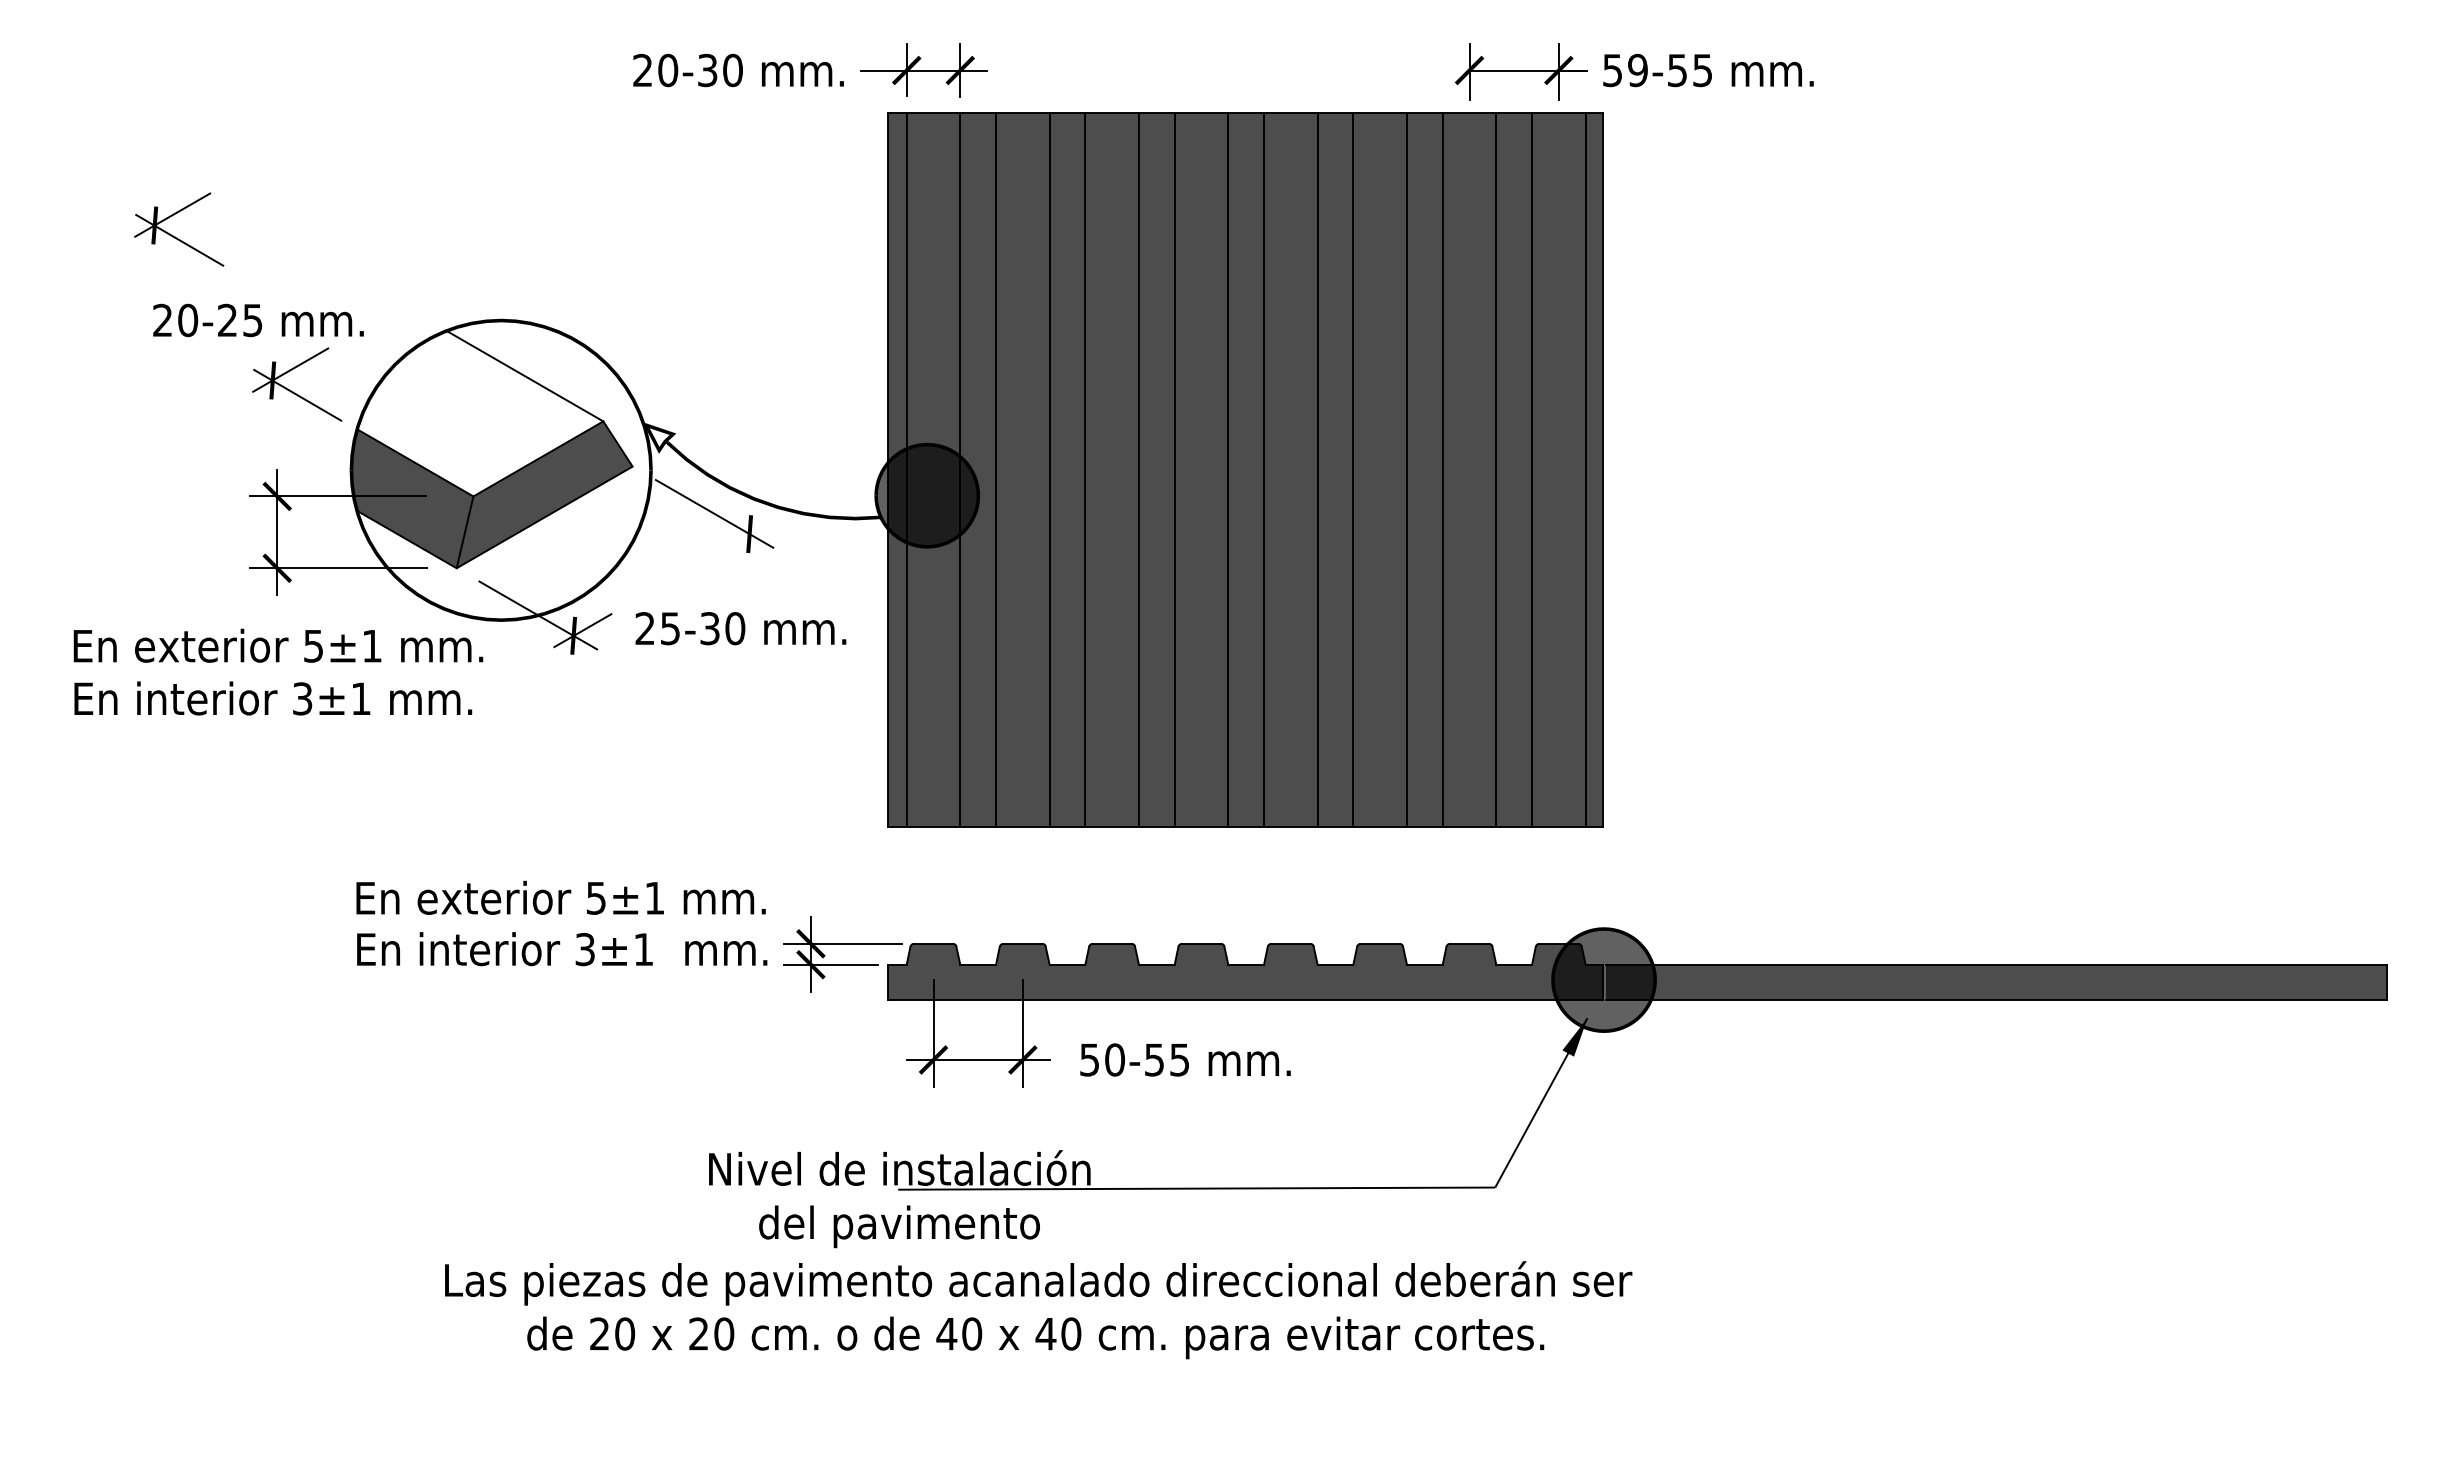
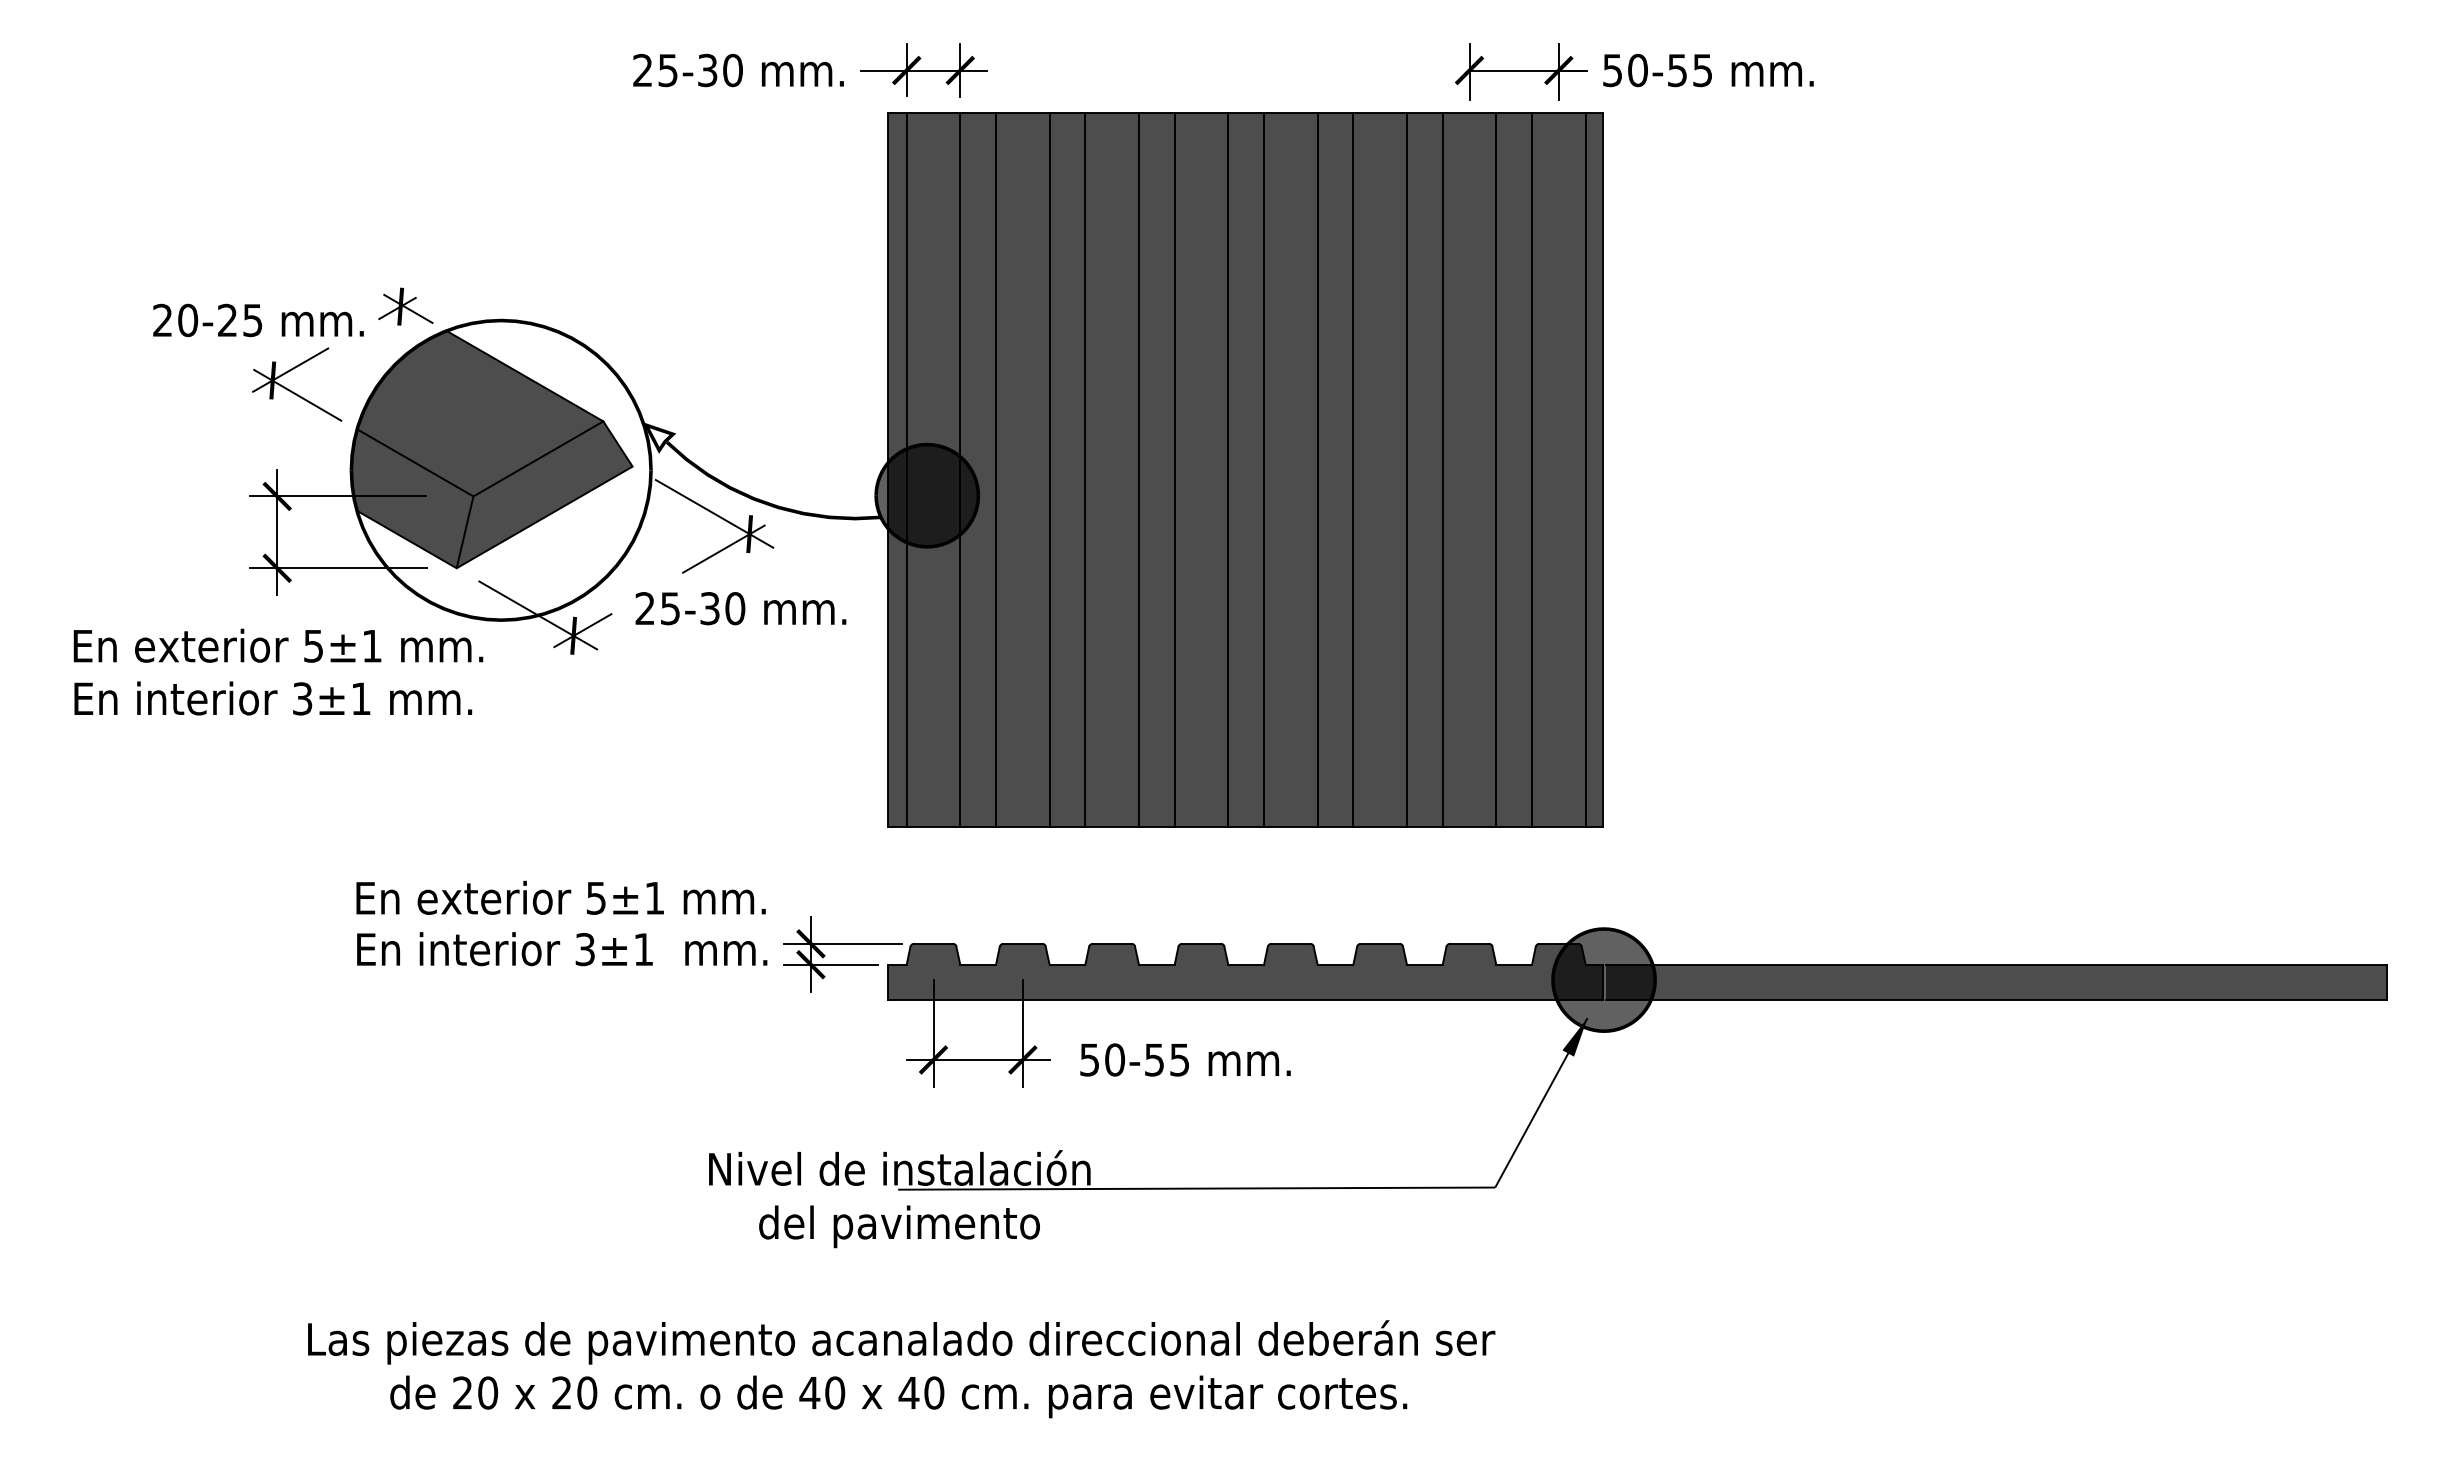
text: 20-30 -> 25-30 (668, 70)
text: 59-55 -> 50-55 (1637, 70)
part: present -> none (175, 236)
part: none -> present (405, 306)
fill: none -> present (480, 413)
line: none -> present (723, 548)
text position: (740, 628) -> (740, 608) (740, 608)
text position: (1038, 1310) -> (901, 1369) (901, 1369)
